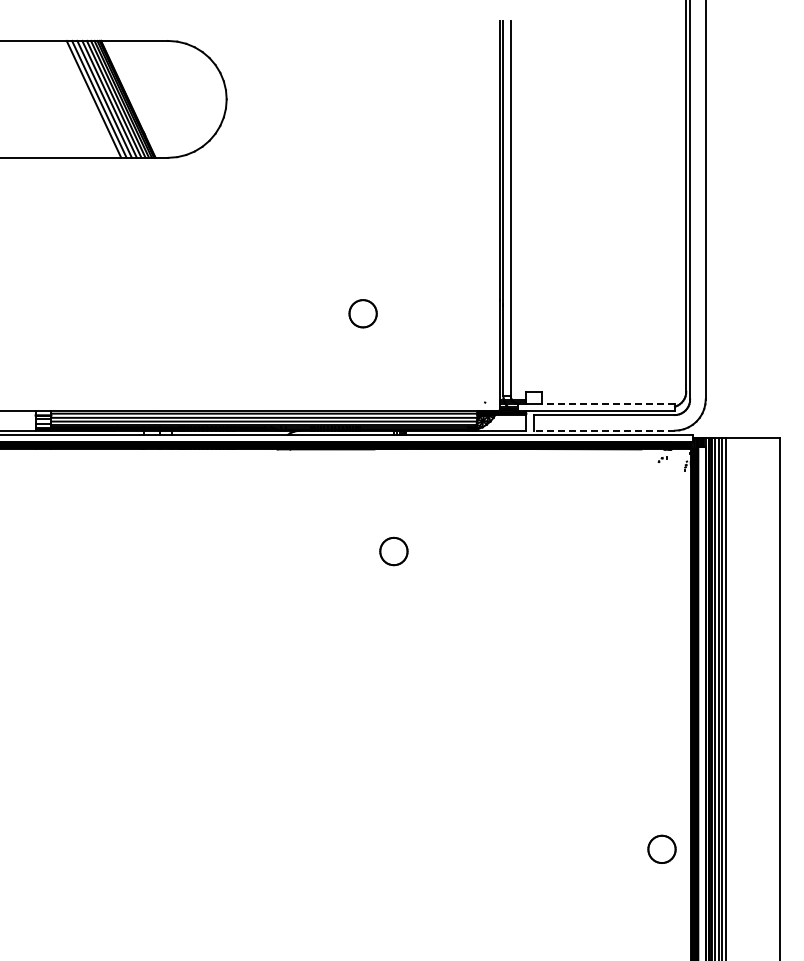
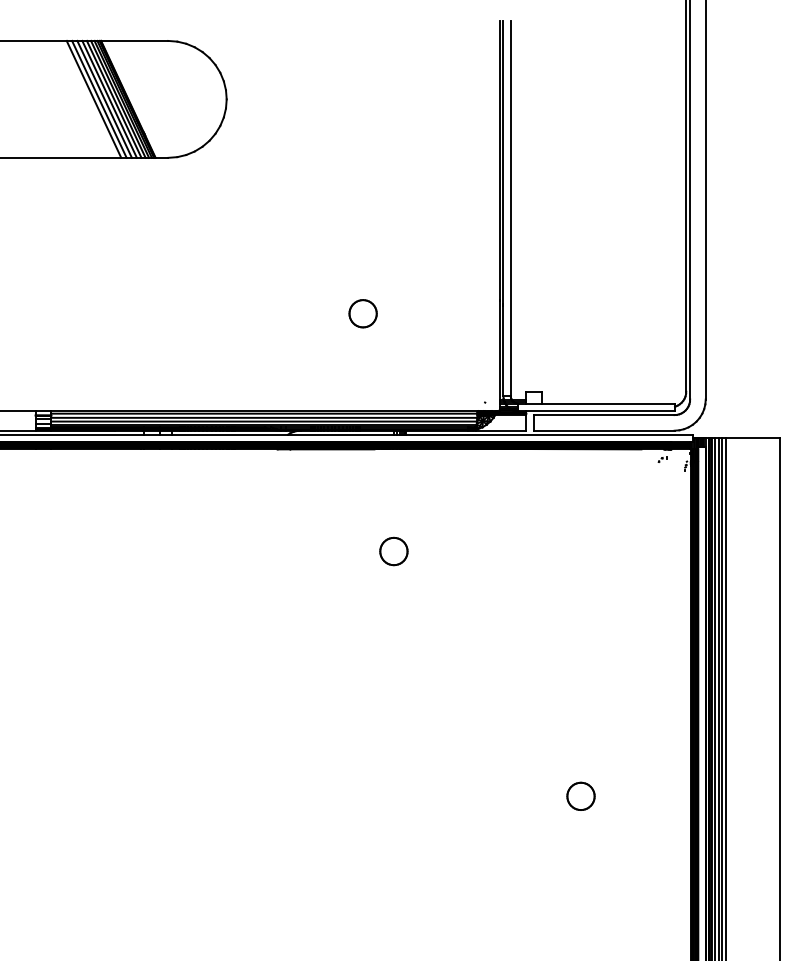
line: dashed -> solid (608, 403)
line: dashed -> solid (603, 430)
part position: (661, 848) -> (580, 795) (580, 795)
